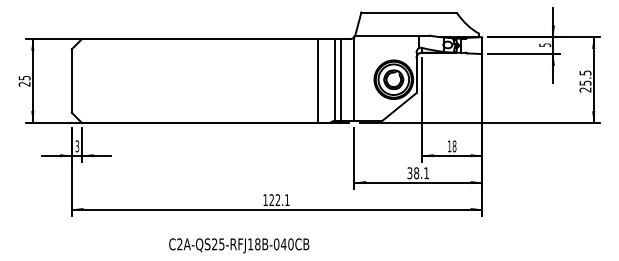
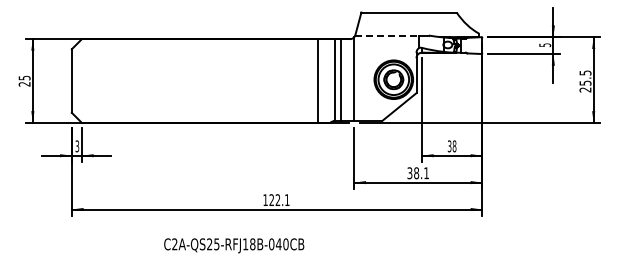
line: solid -> dashed (387, 35)
text: 18 -> 38 (449, 146)
text position: (239, 245) -> (234, 245) (234, 245)
